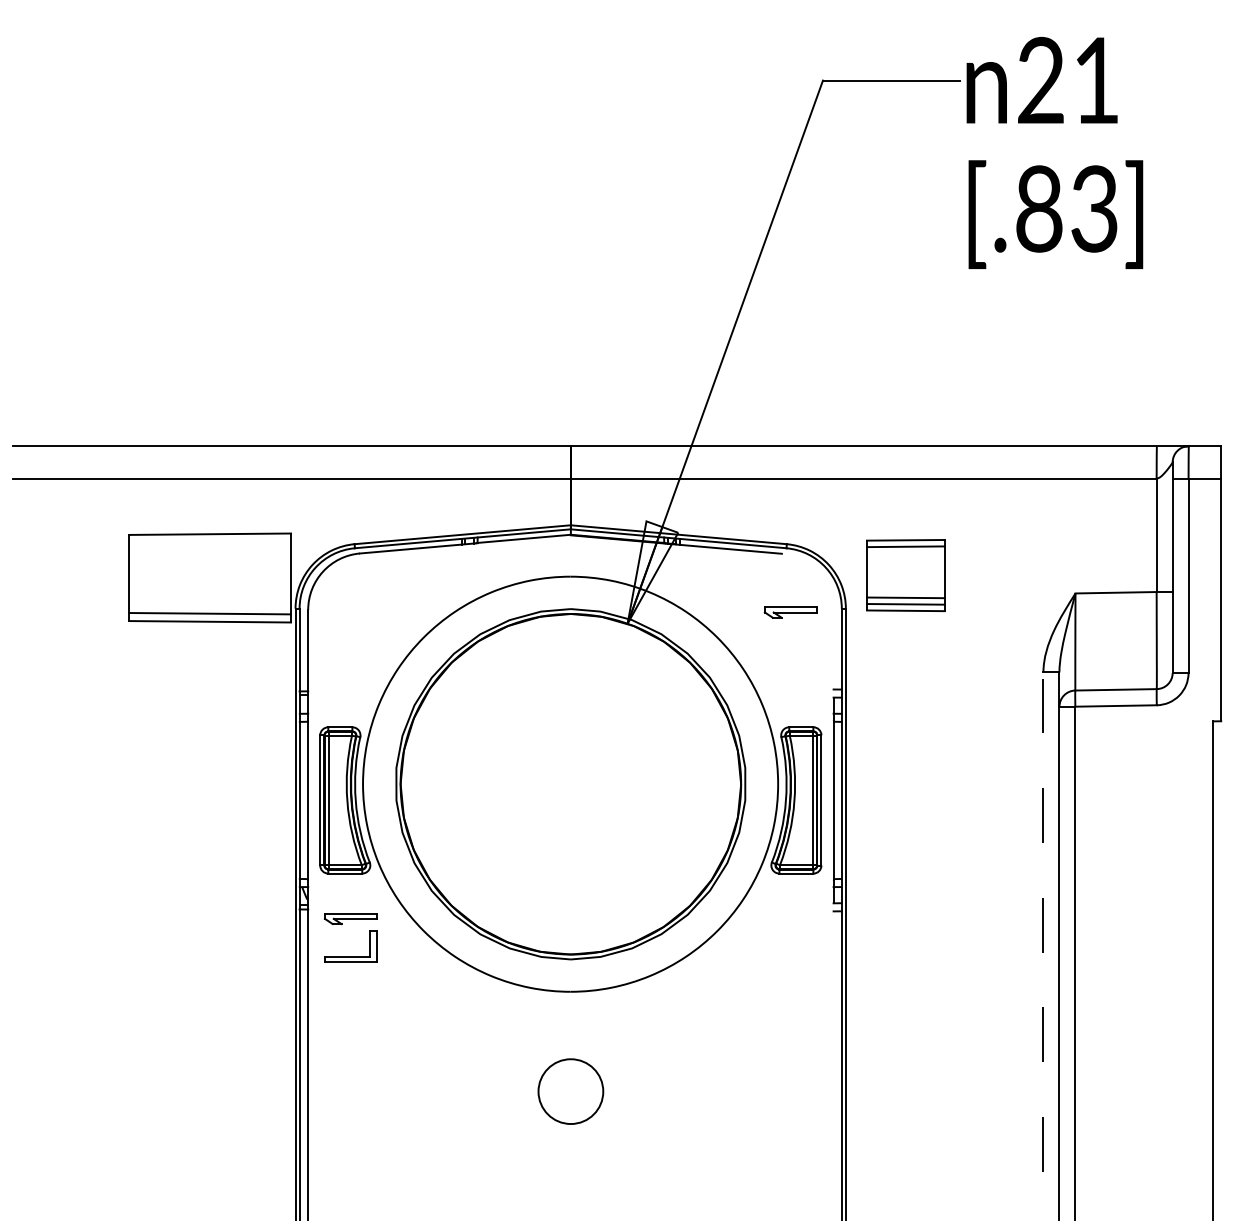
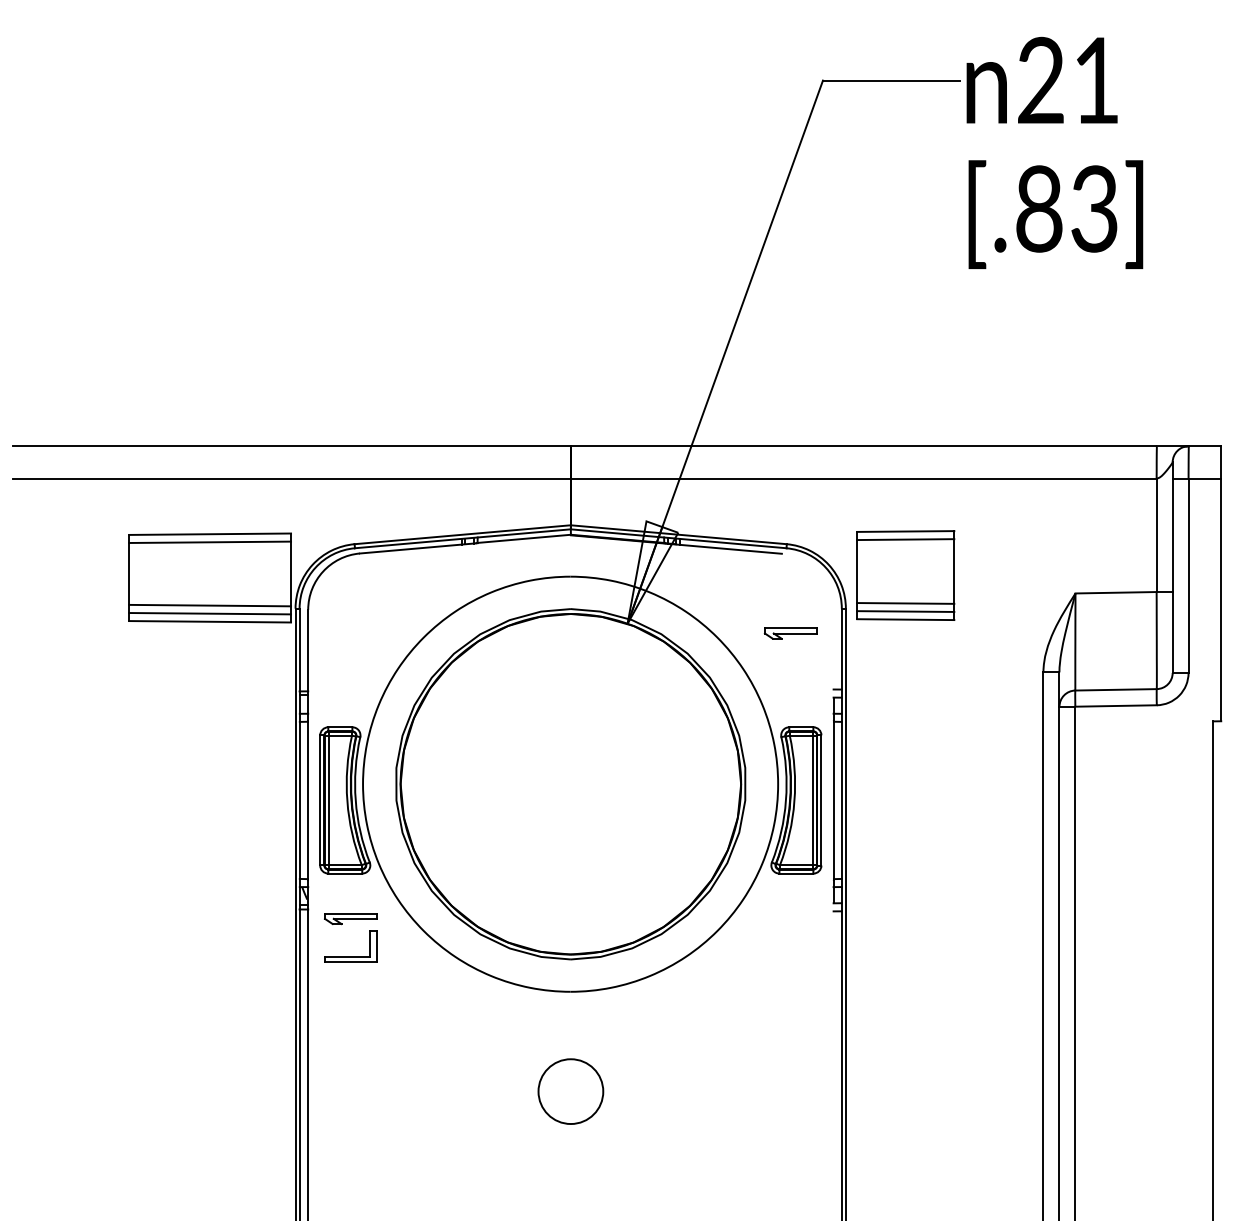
line: none -> present (210, 542)
part size: 80x73 px -> 100x91 px (905, 575)
line: none -> present (210, 605)
part position: (790, 612) -> (790, 633) (790, 633)
line: dashed -> solid (1043, 946)
